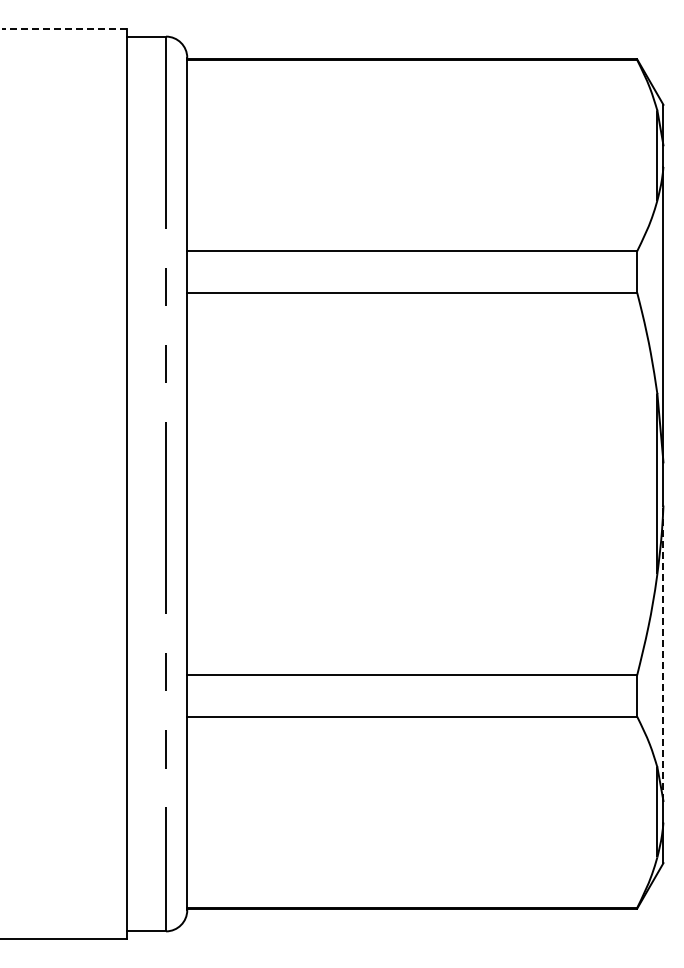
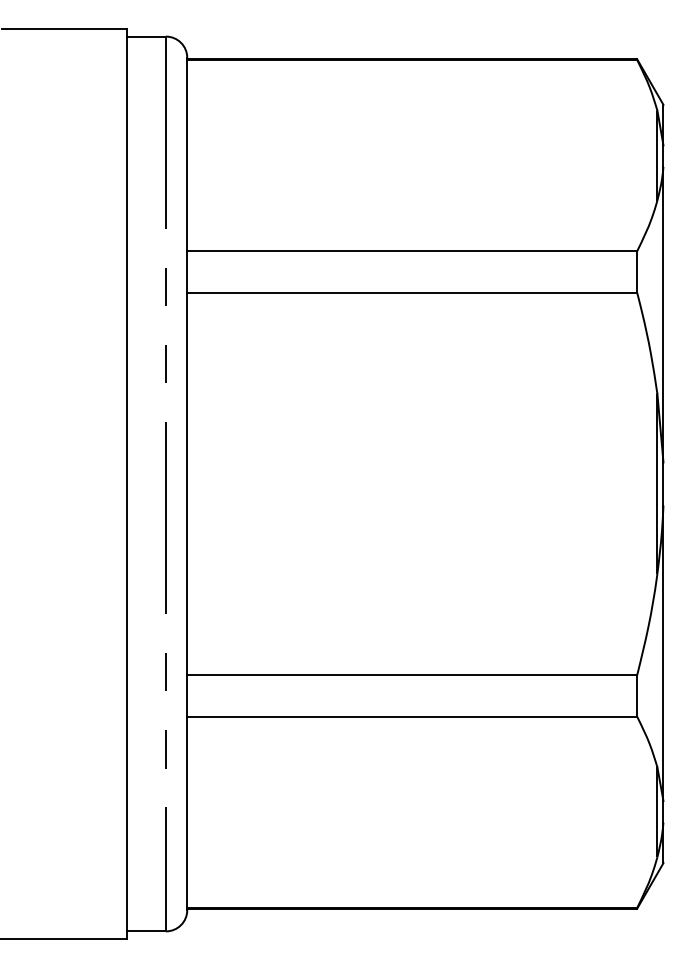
line: dashed -> solid (63, 29)
line: dashed -> solid (663, 653)
